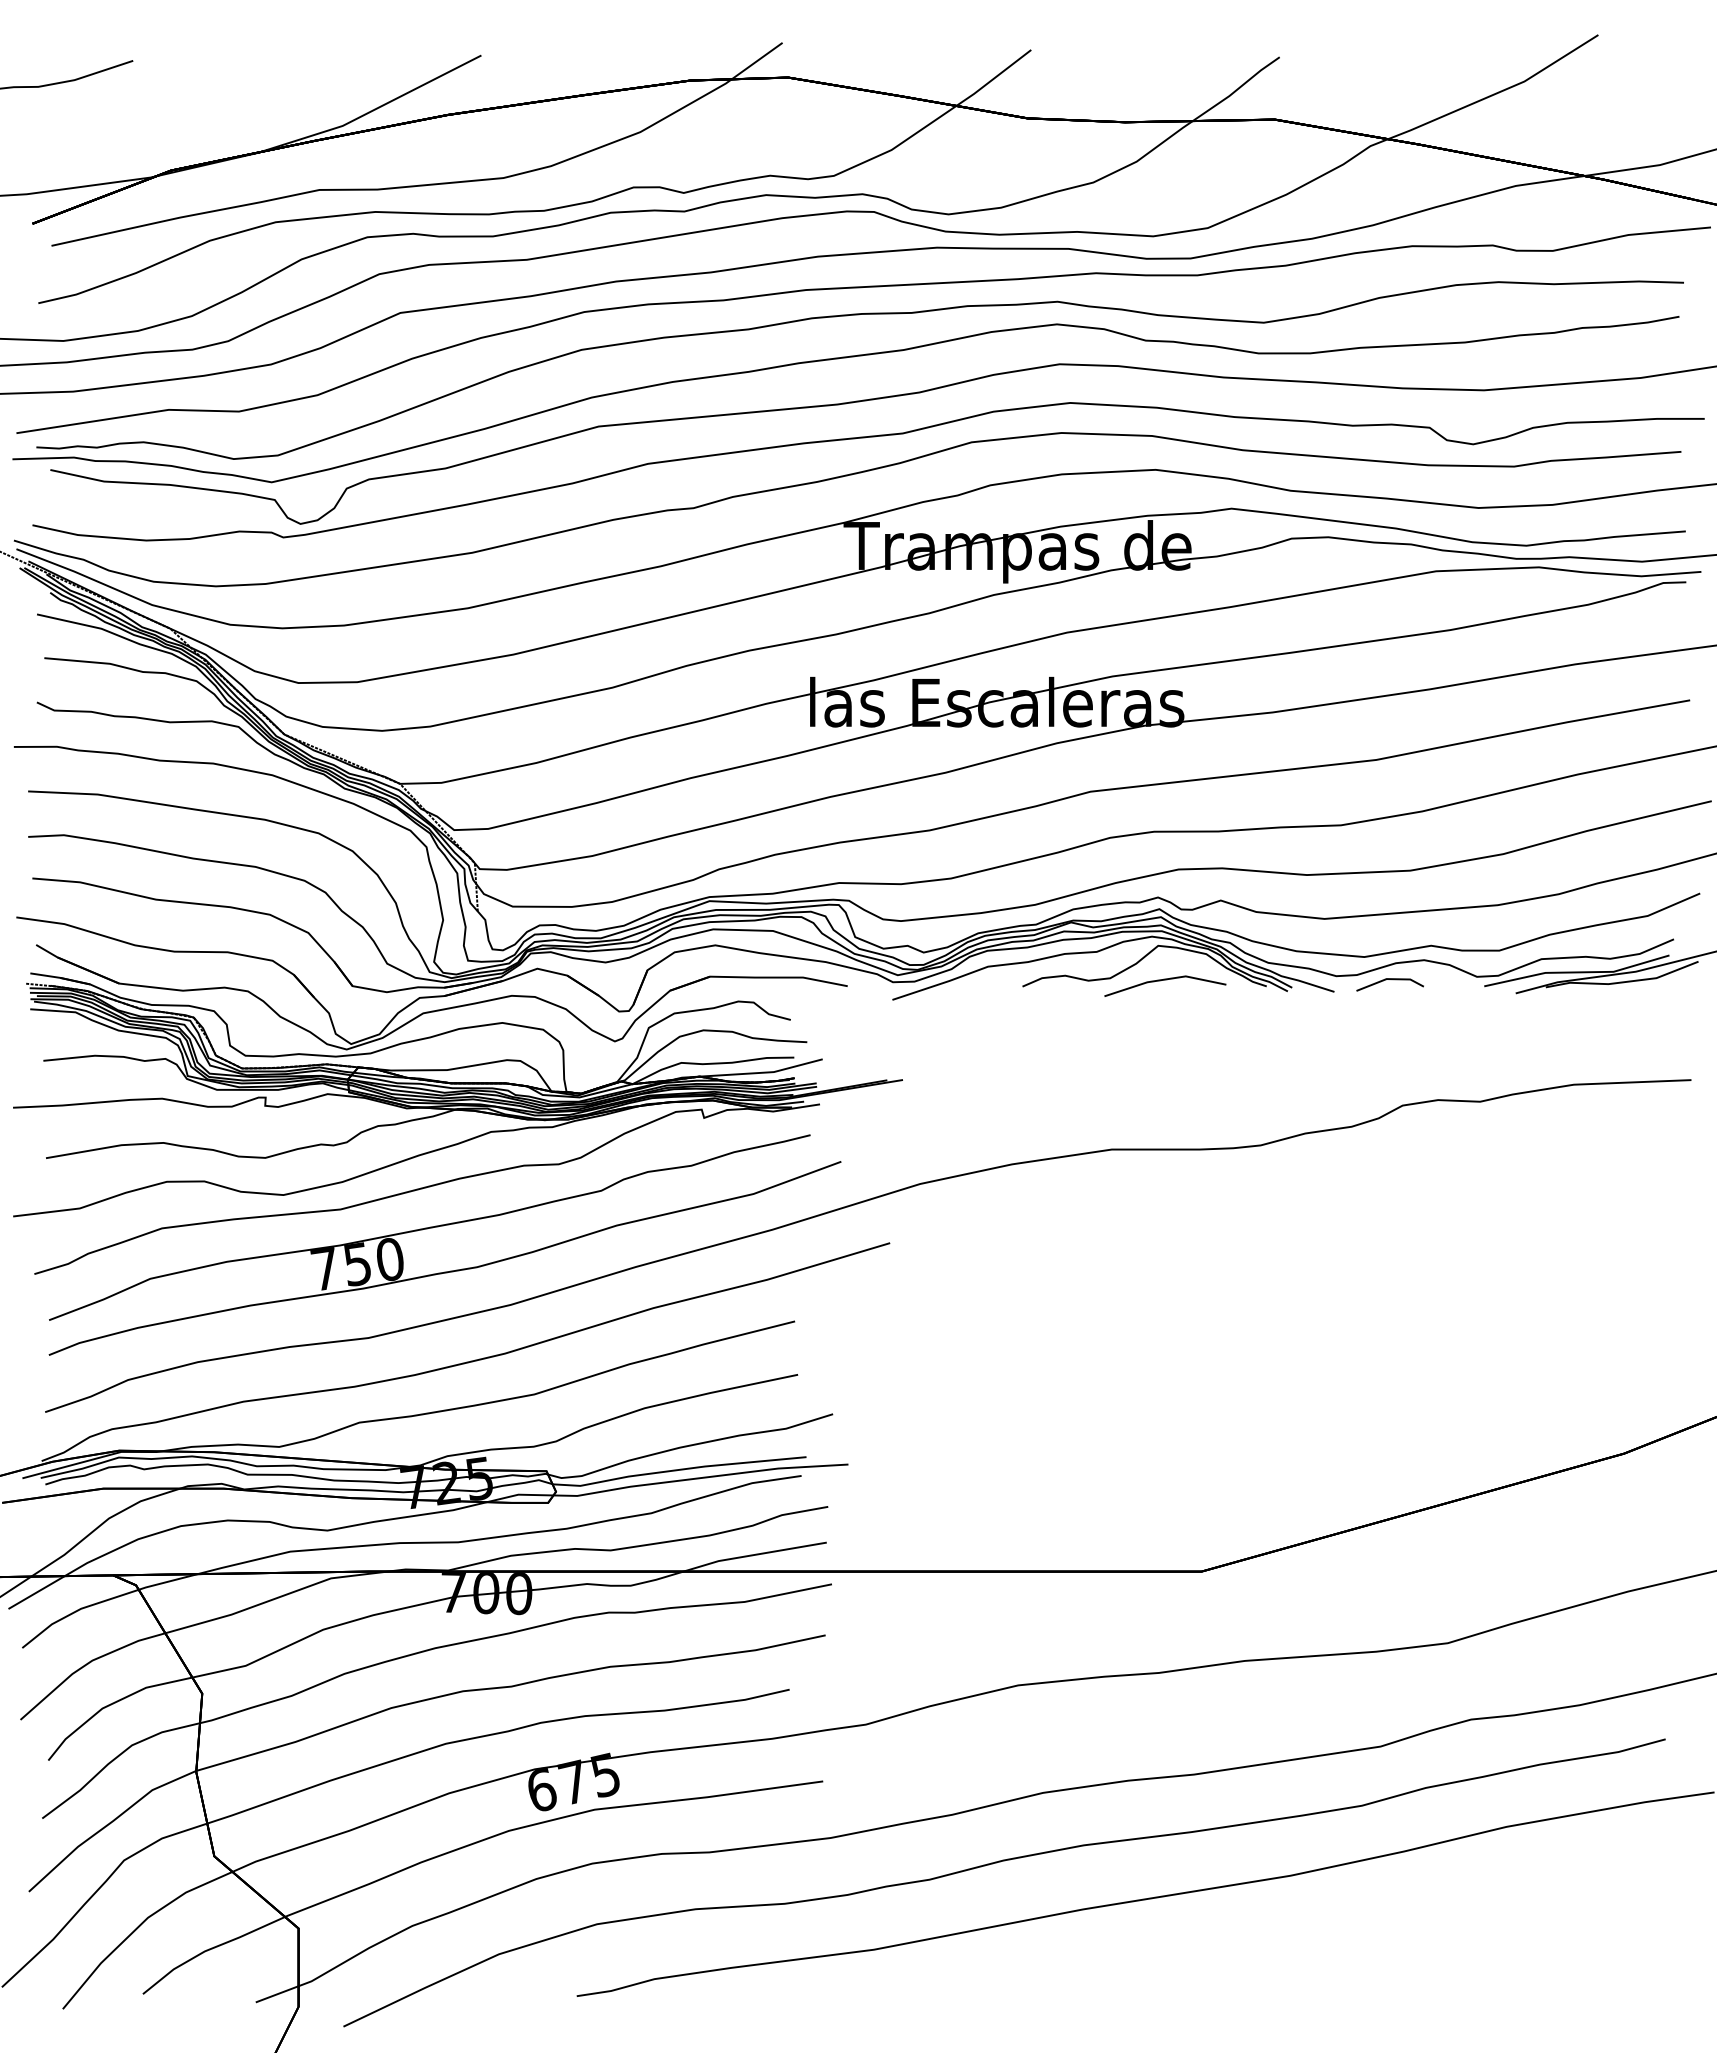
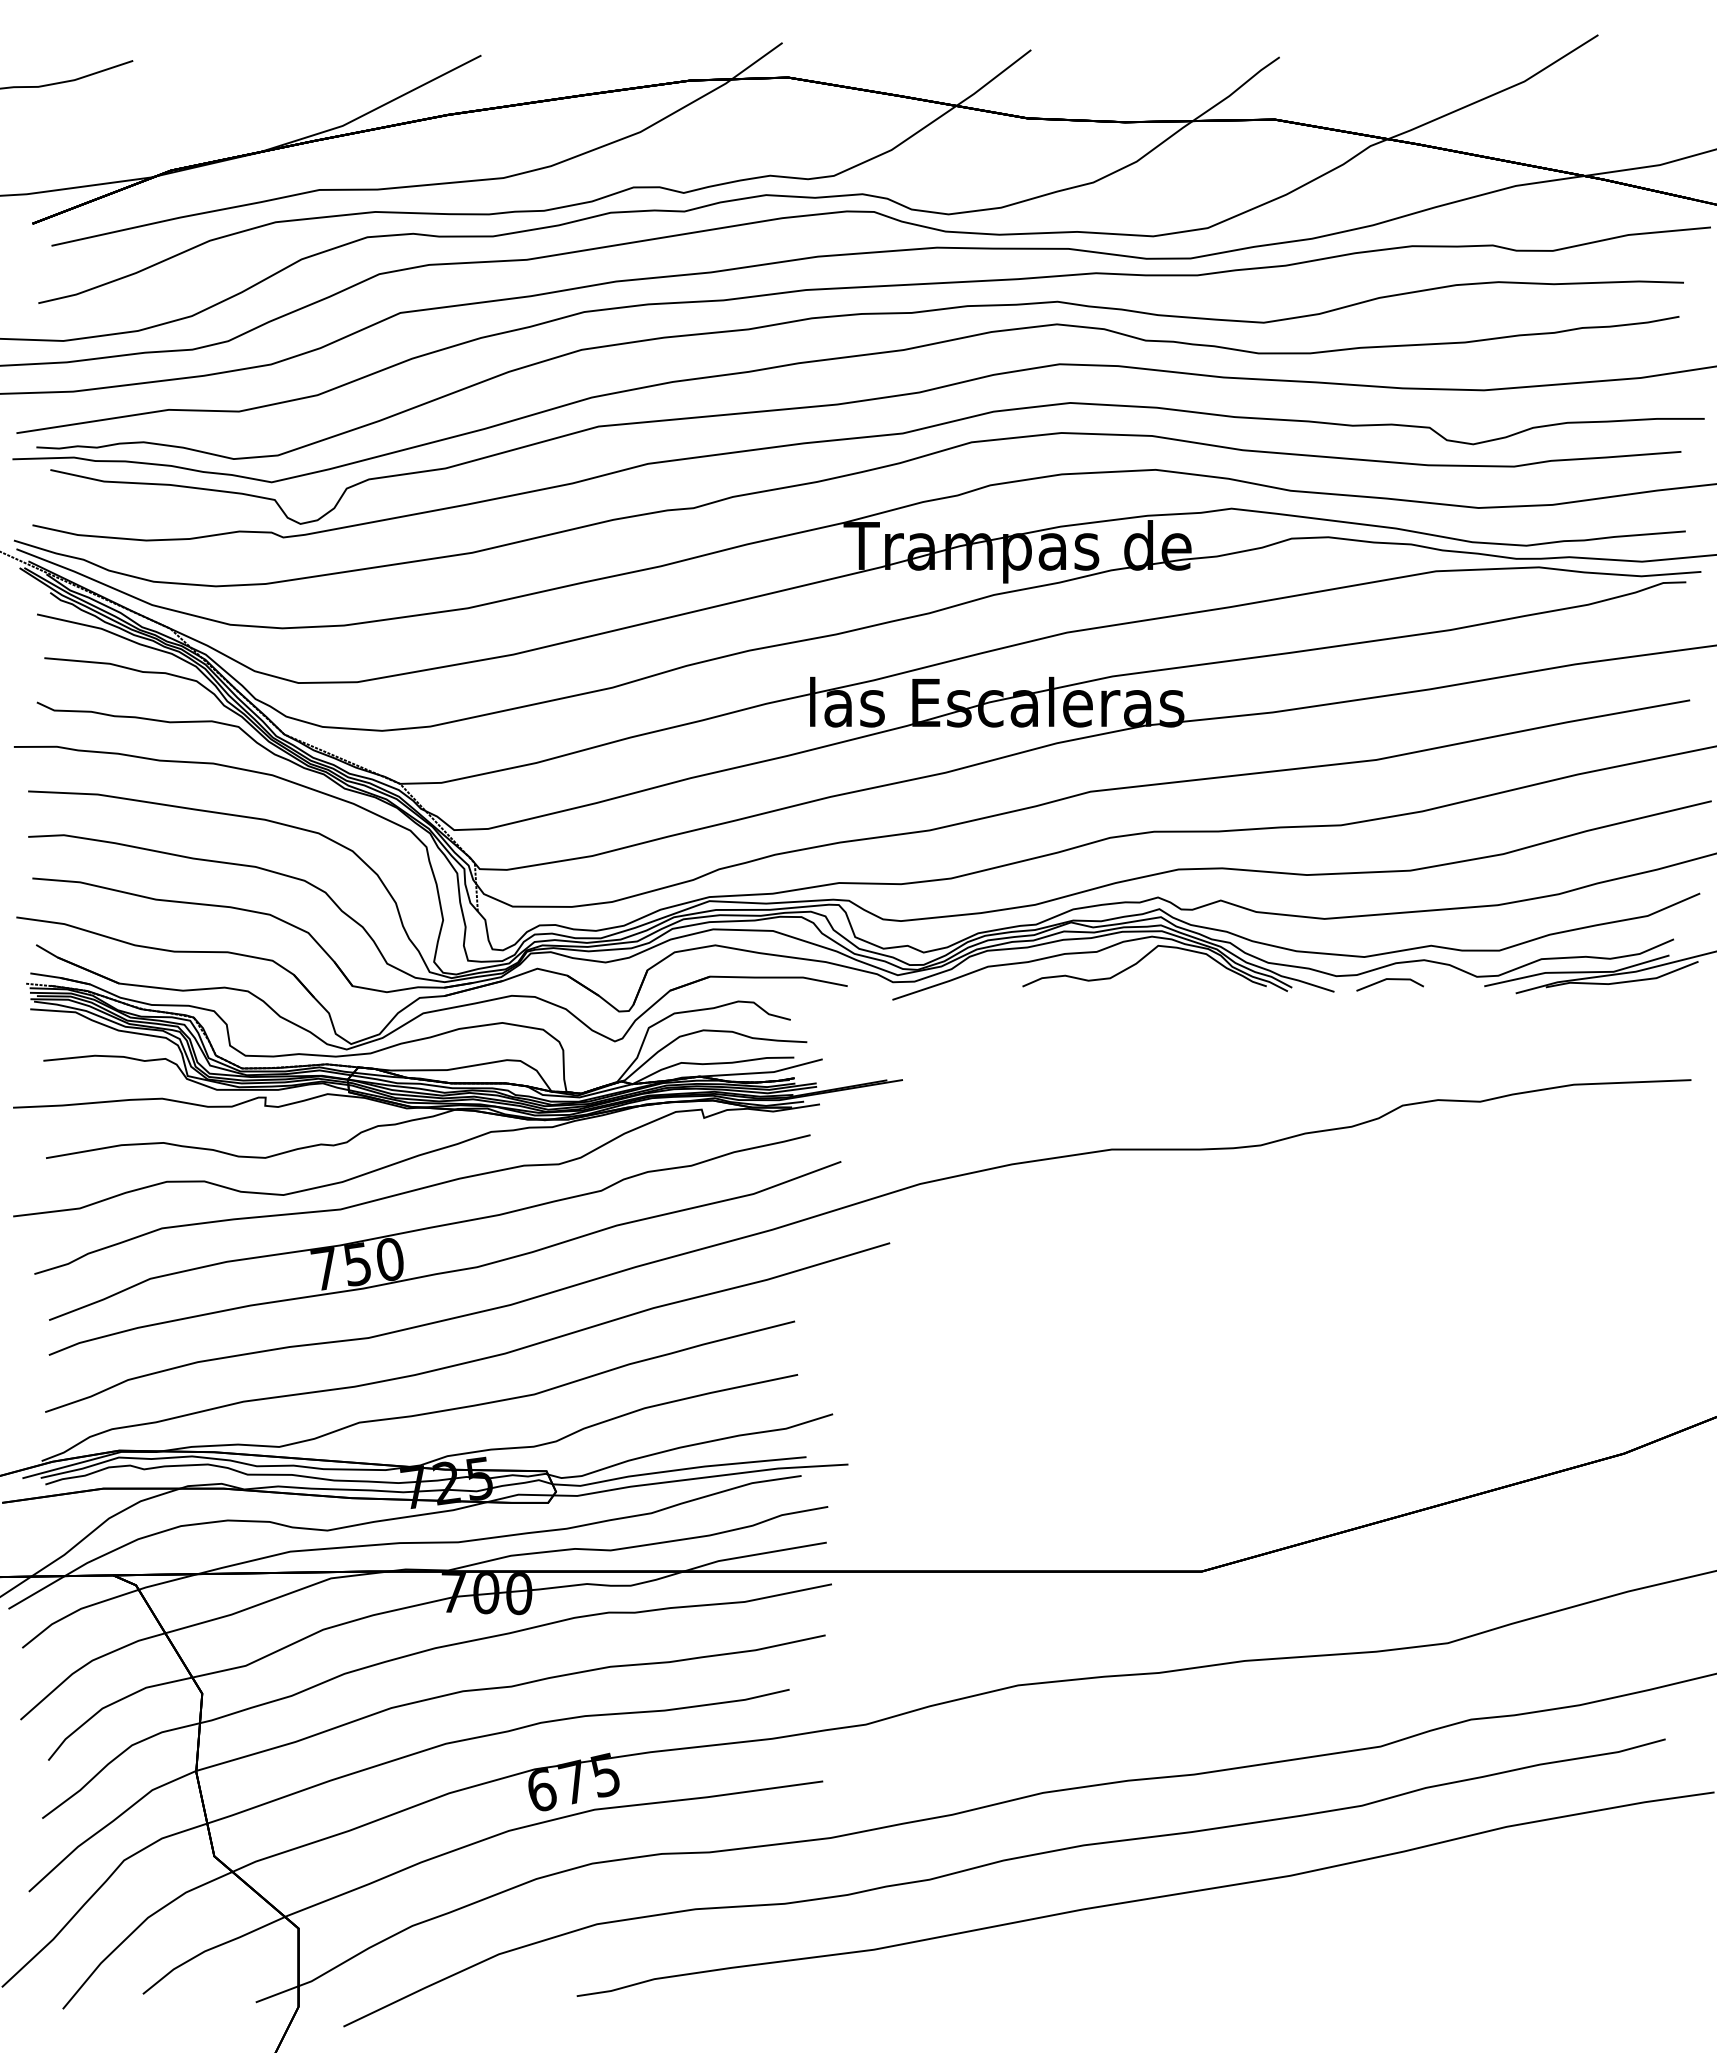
line: present -> none (1165, 980)
